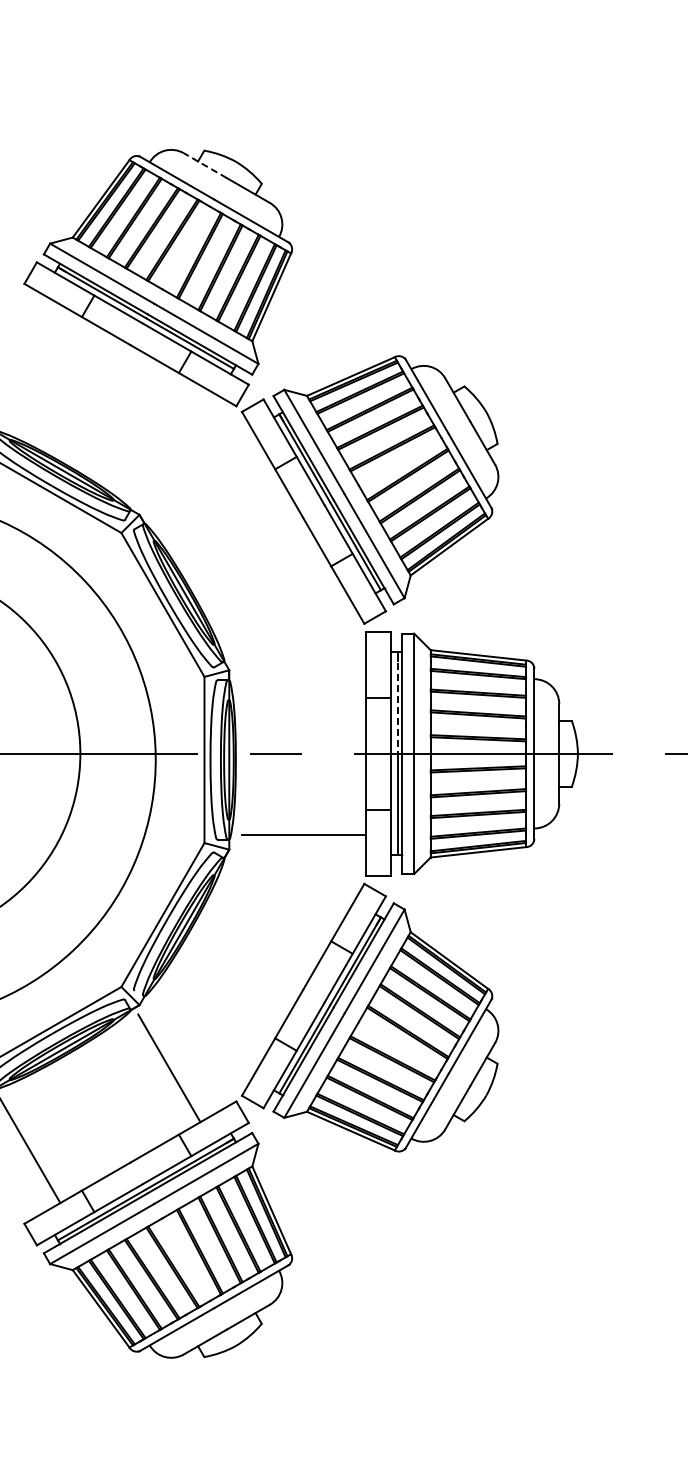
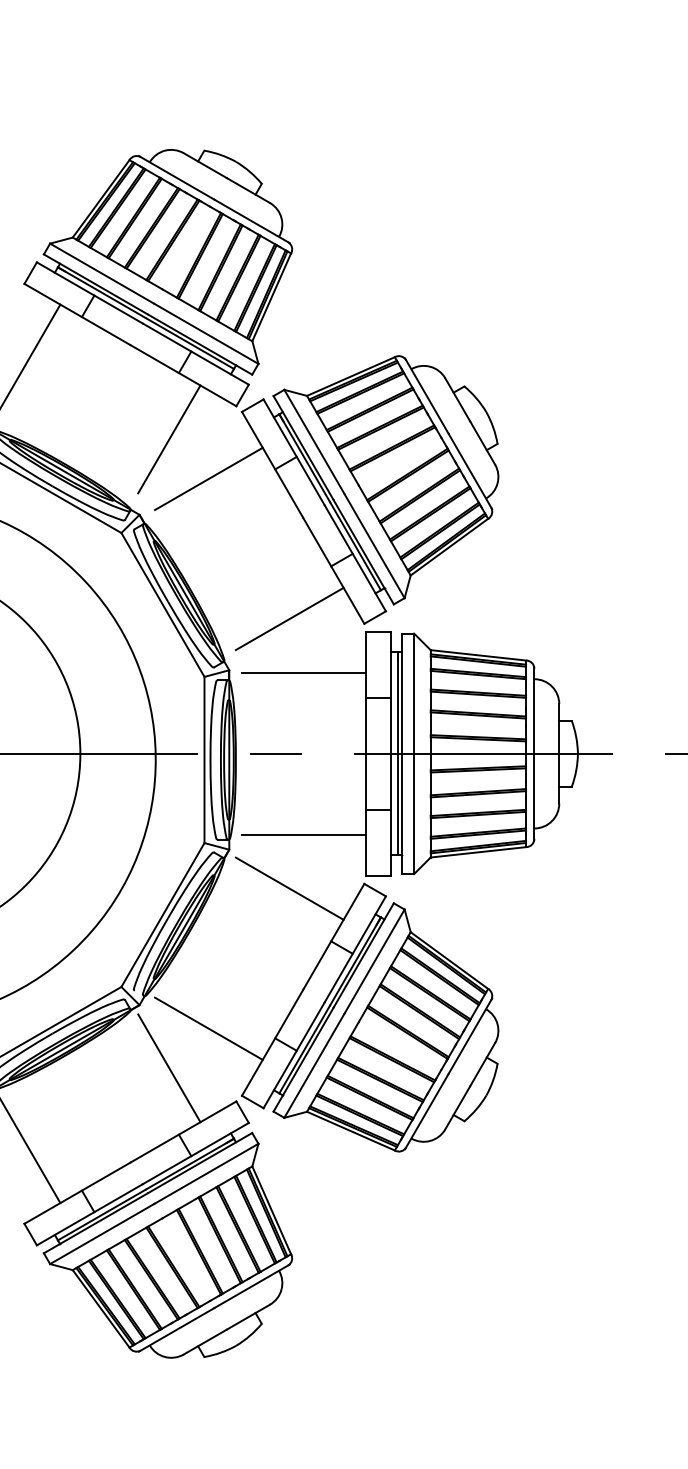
line: dashed -> solid (205, 165)
line: none -> present (31, 354)
line: none -> present (169, 439)
line: none -> present (208, 478)
line: none -> present (289, 618)
line: none -> present (304, 672)
line: dashed -> solid (397, 703)
line: none -> present (289, 888)
line: none -> present (208, 1028)
